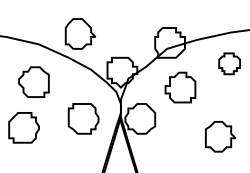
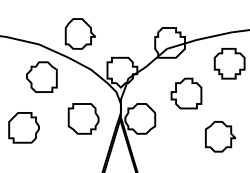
part size: 23x24 px -> 33x32 px (229, 63)
part position: (33, 81) -> (41, 76) (41, 76)
part position: (180, 87) -> (186, 93) (186, 93)
